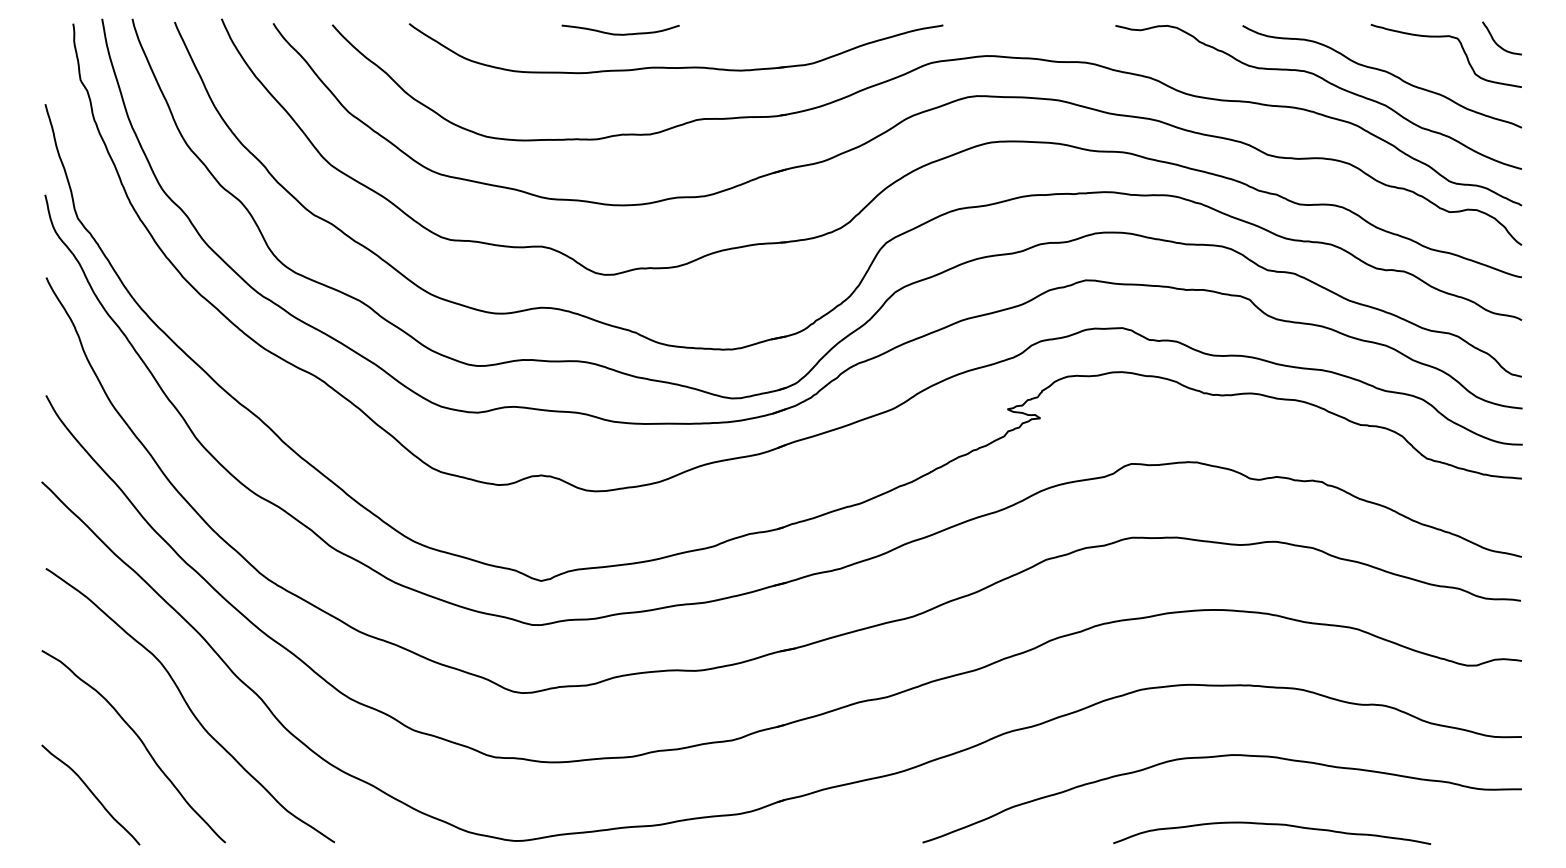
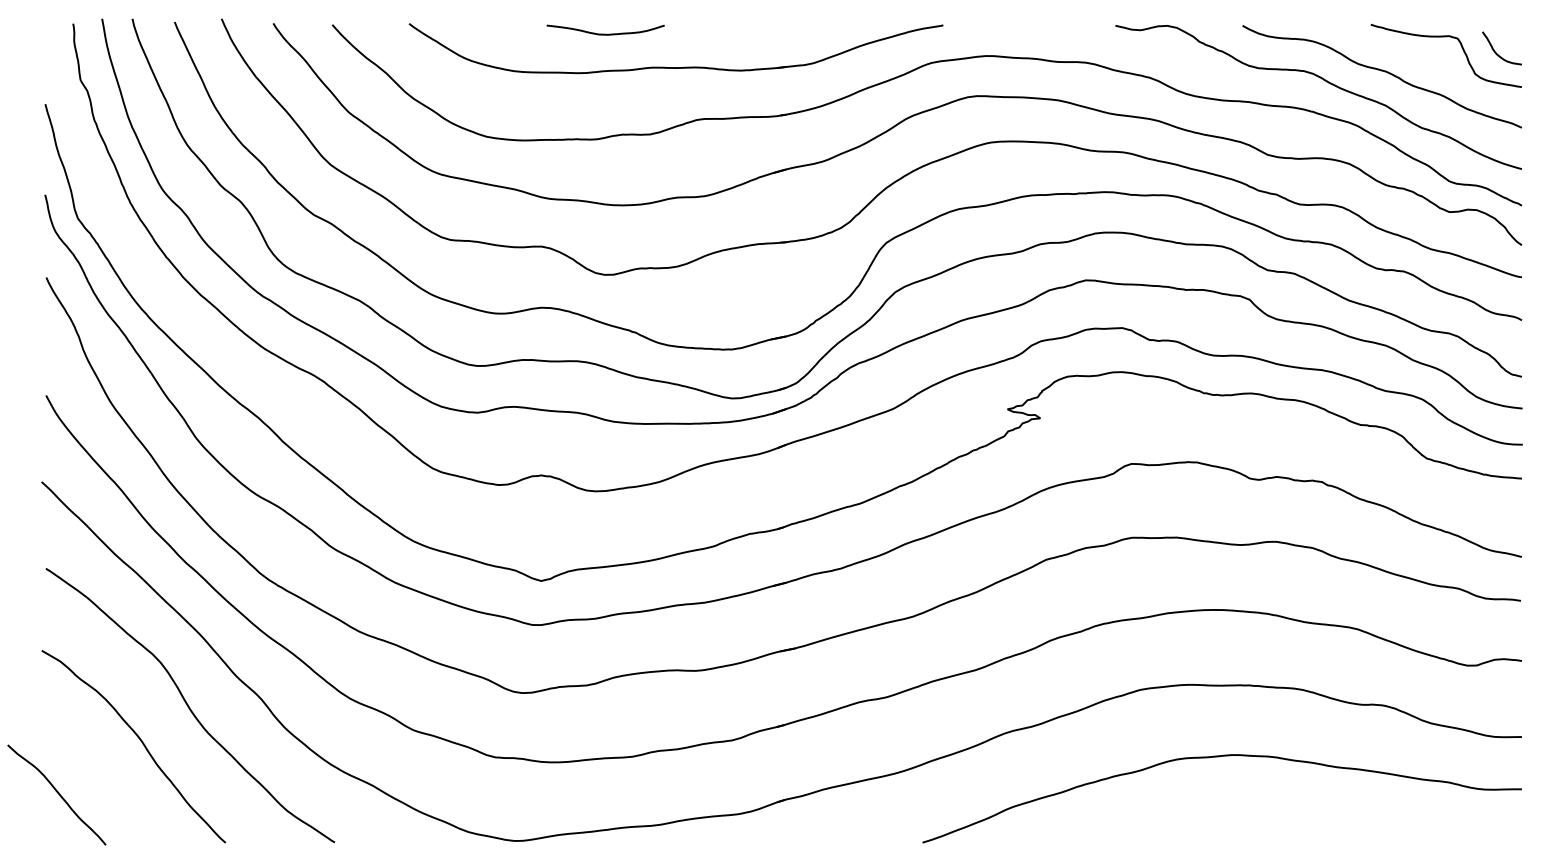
curve position: (620, 33) -> (605, 33) (605, 33)
curve position: (1496, 42) -> (1496, 52) (1496, 52)
curve position: (91, 793) -> (57, 793) (57, 793)
curve: present -> none (1272, 825)
